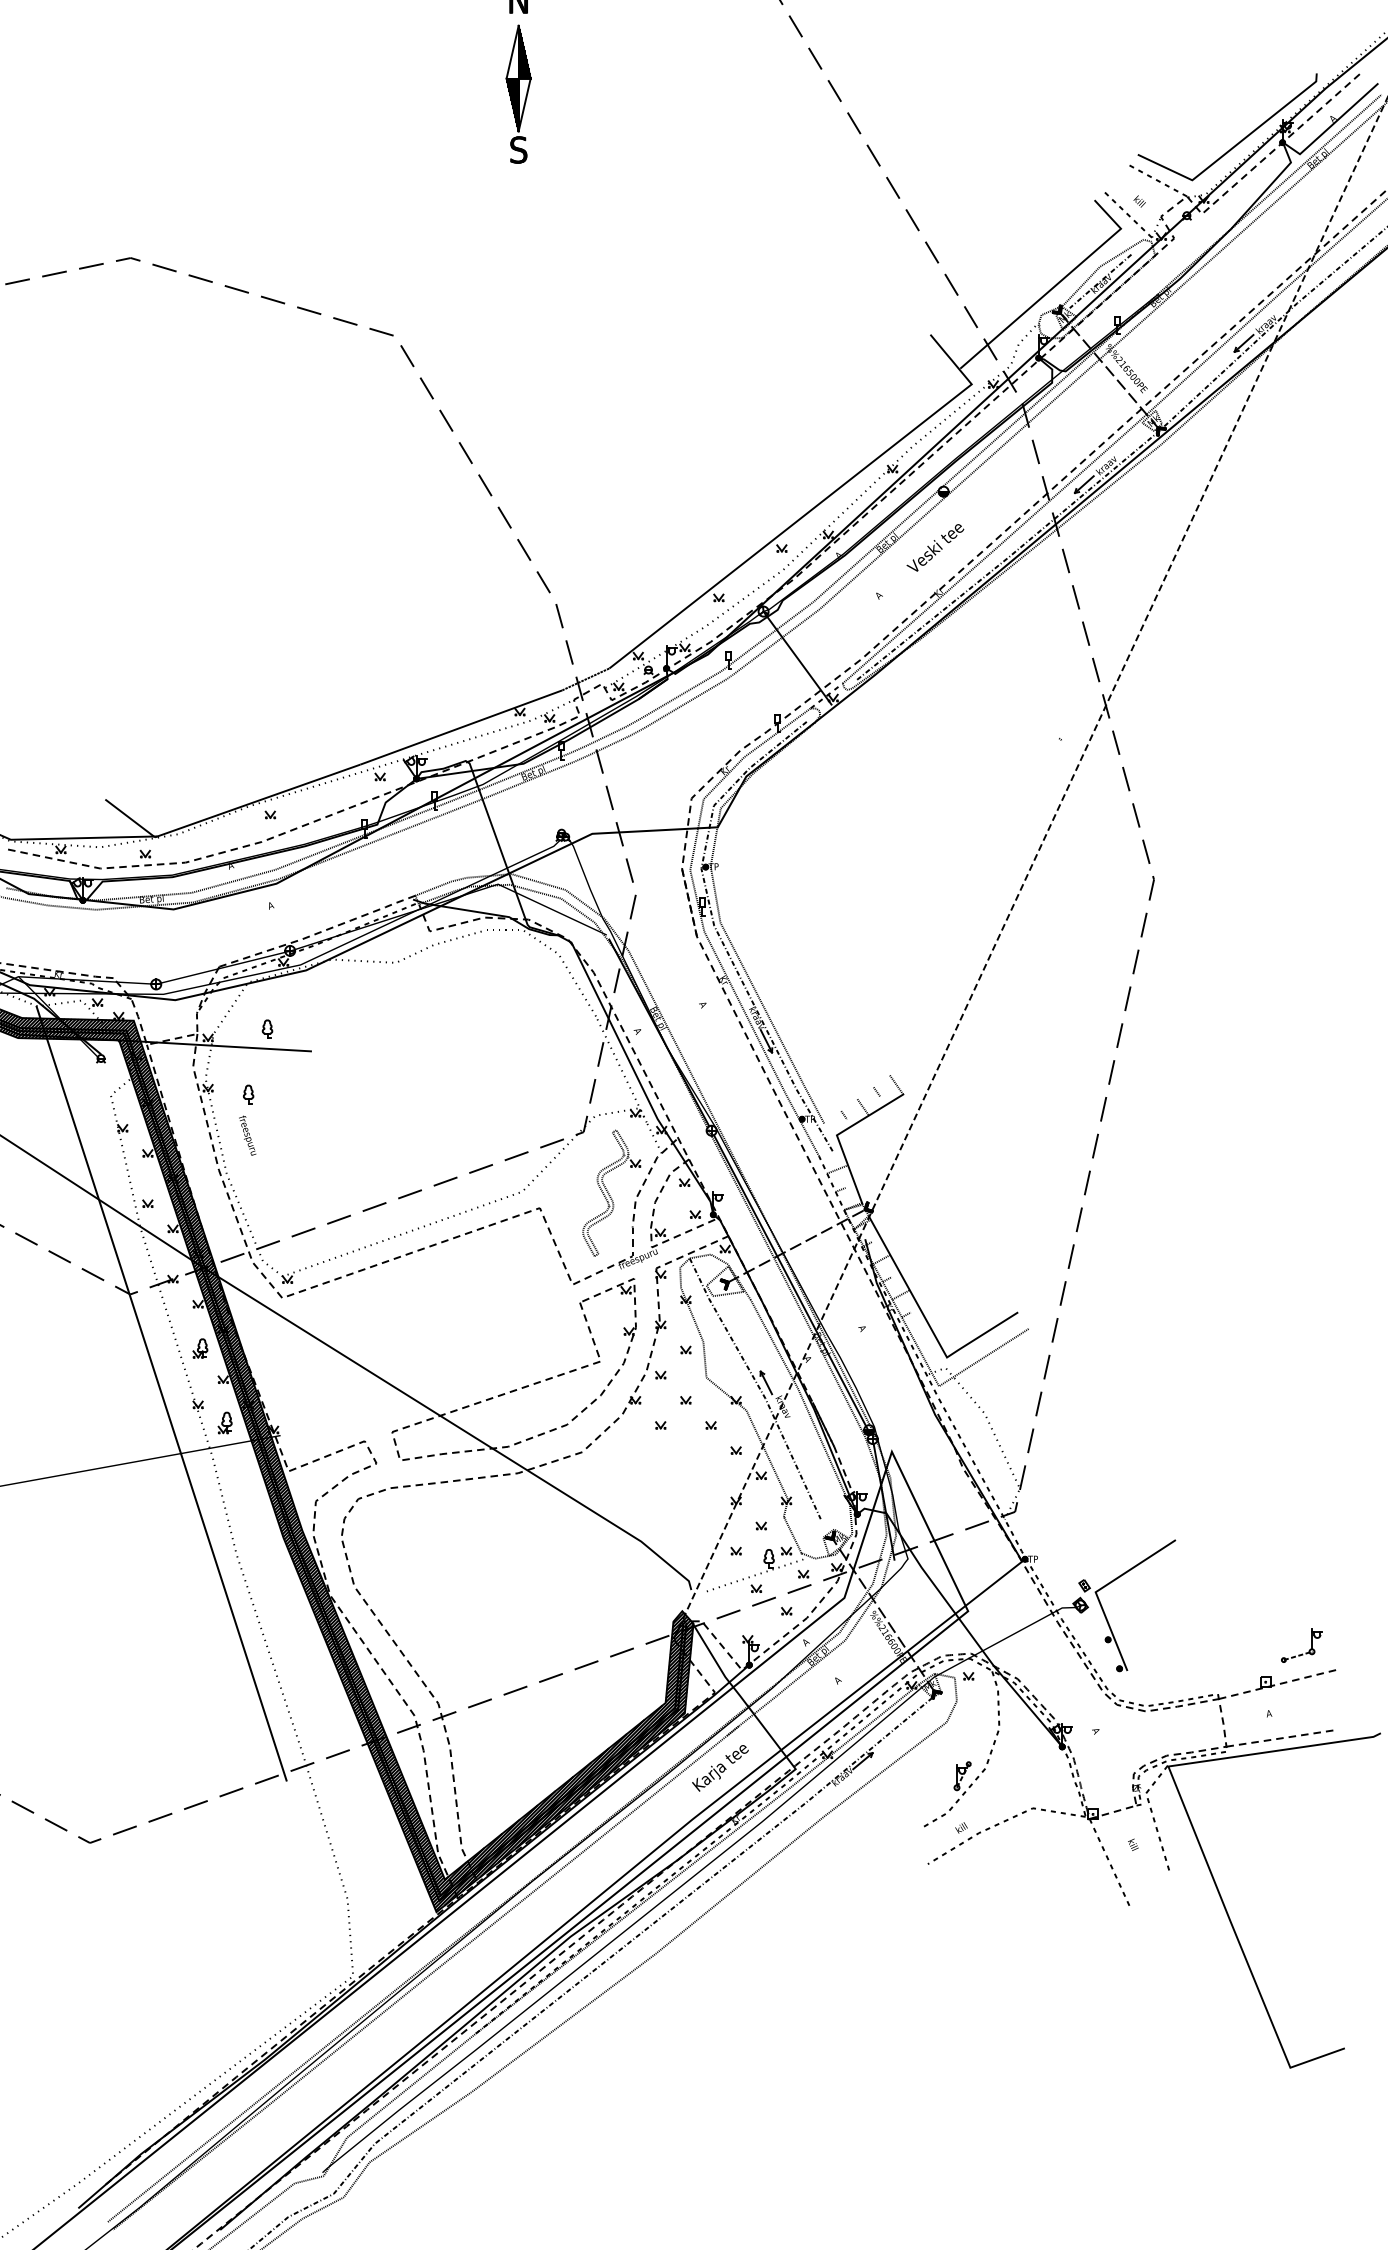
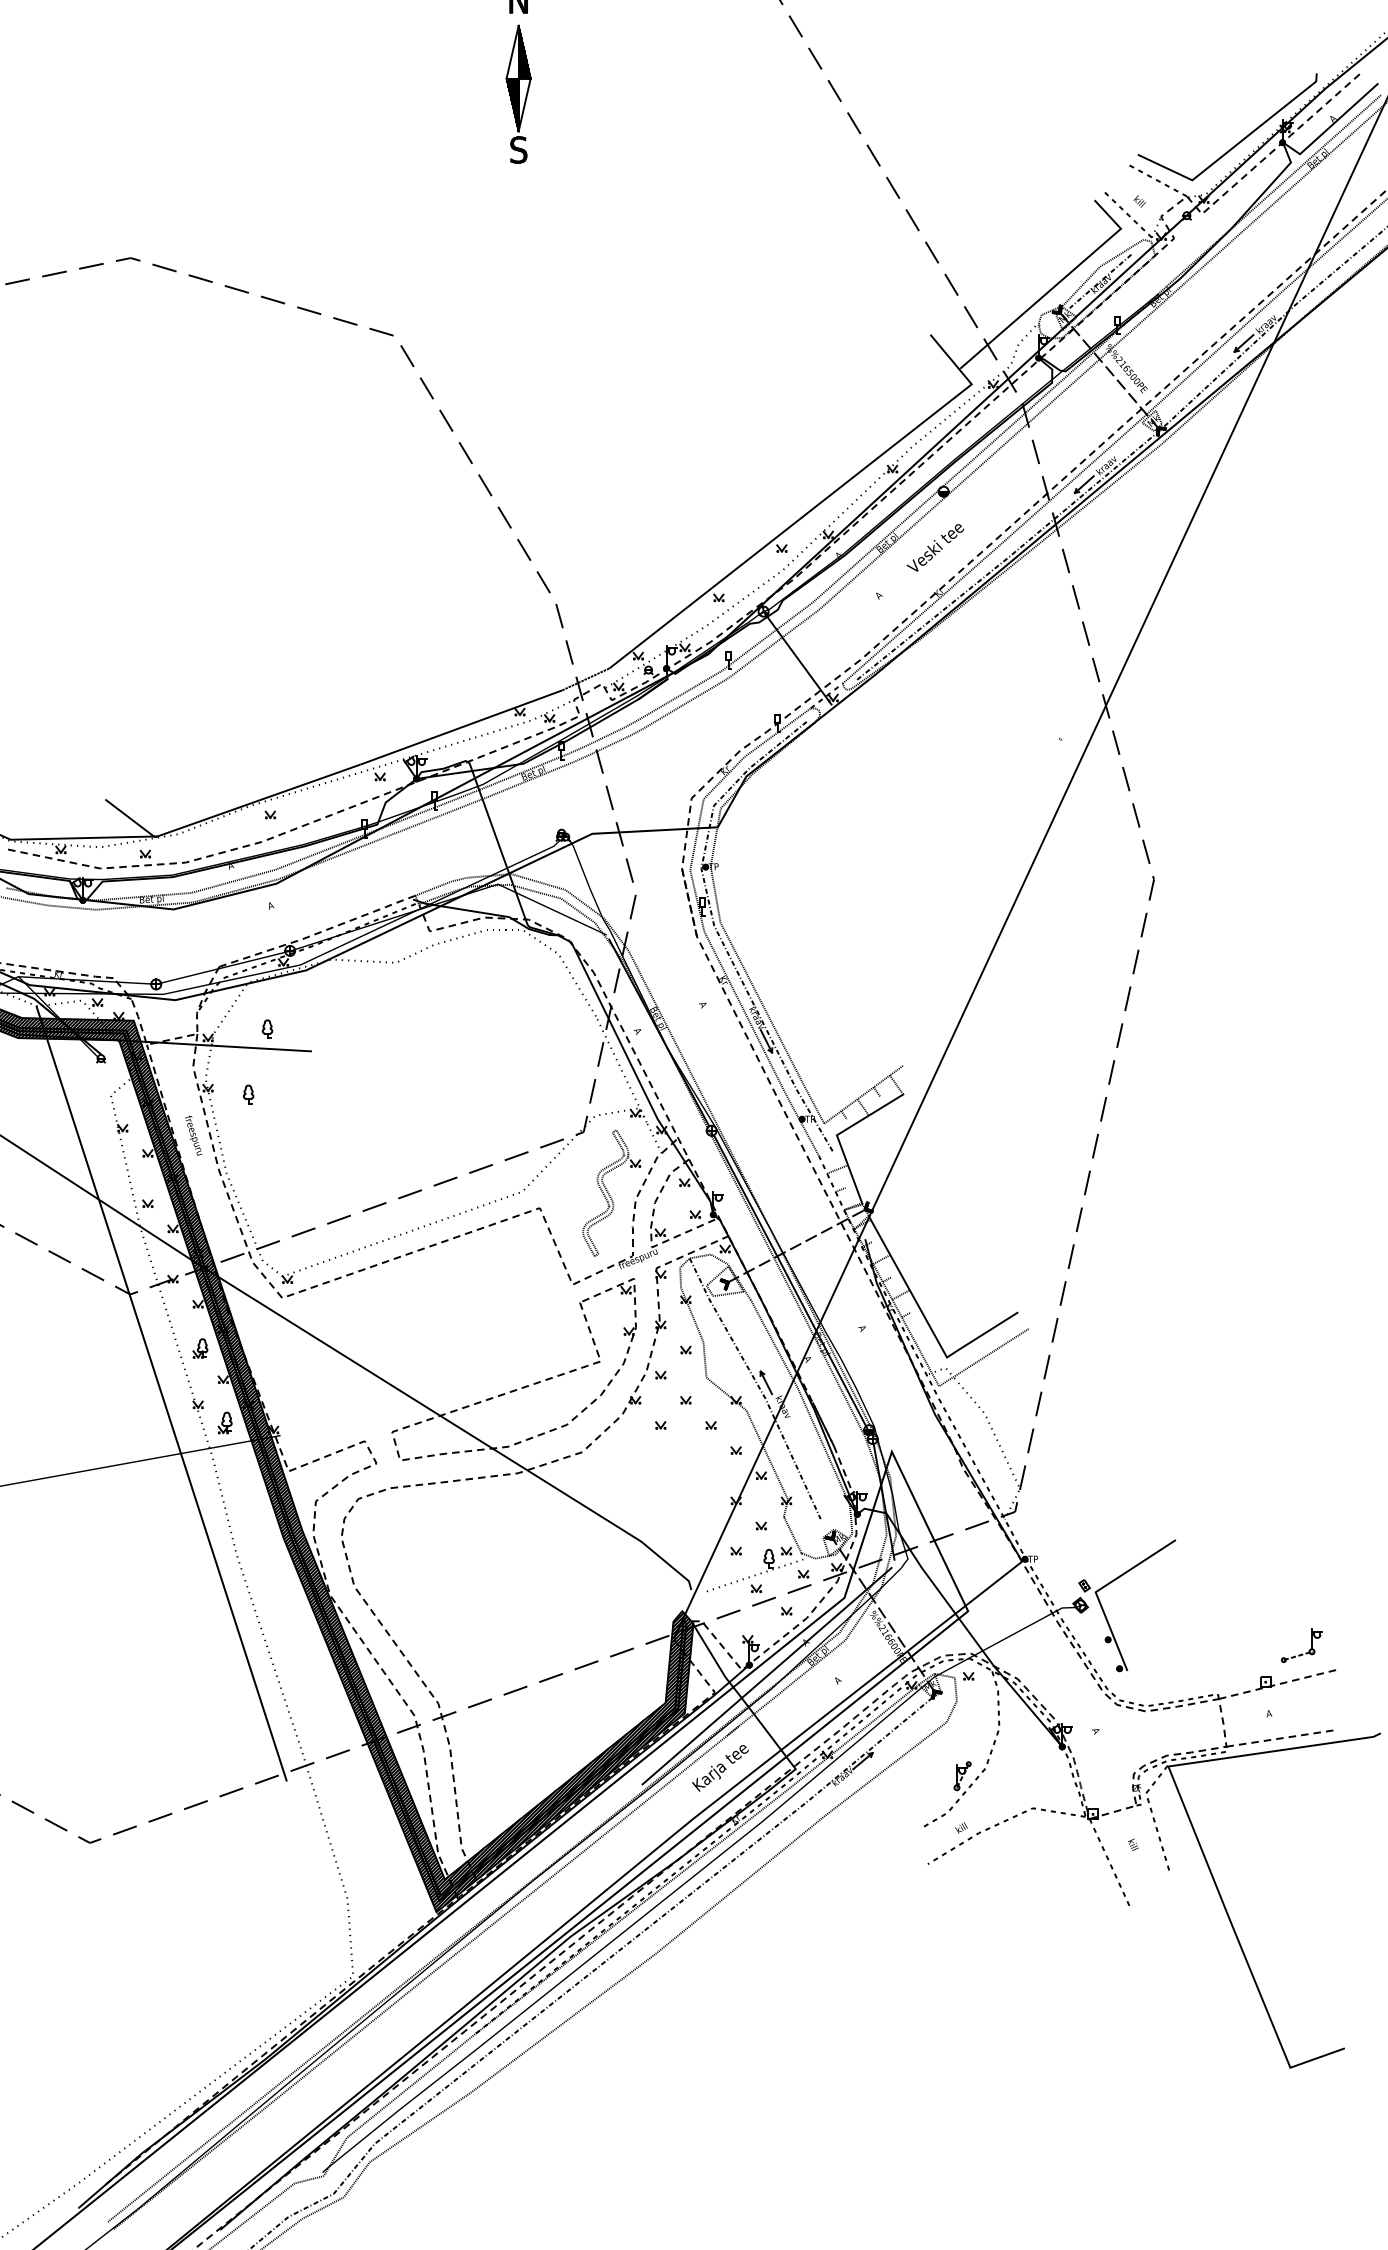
line: dashed -> solid (1030, 868)
line: none -> present (863, 1094)
text position: (247, 1135) -> (193, 1135) (193, 1135)
line: none -> present (766, 1675)
